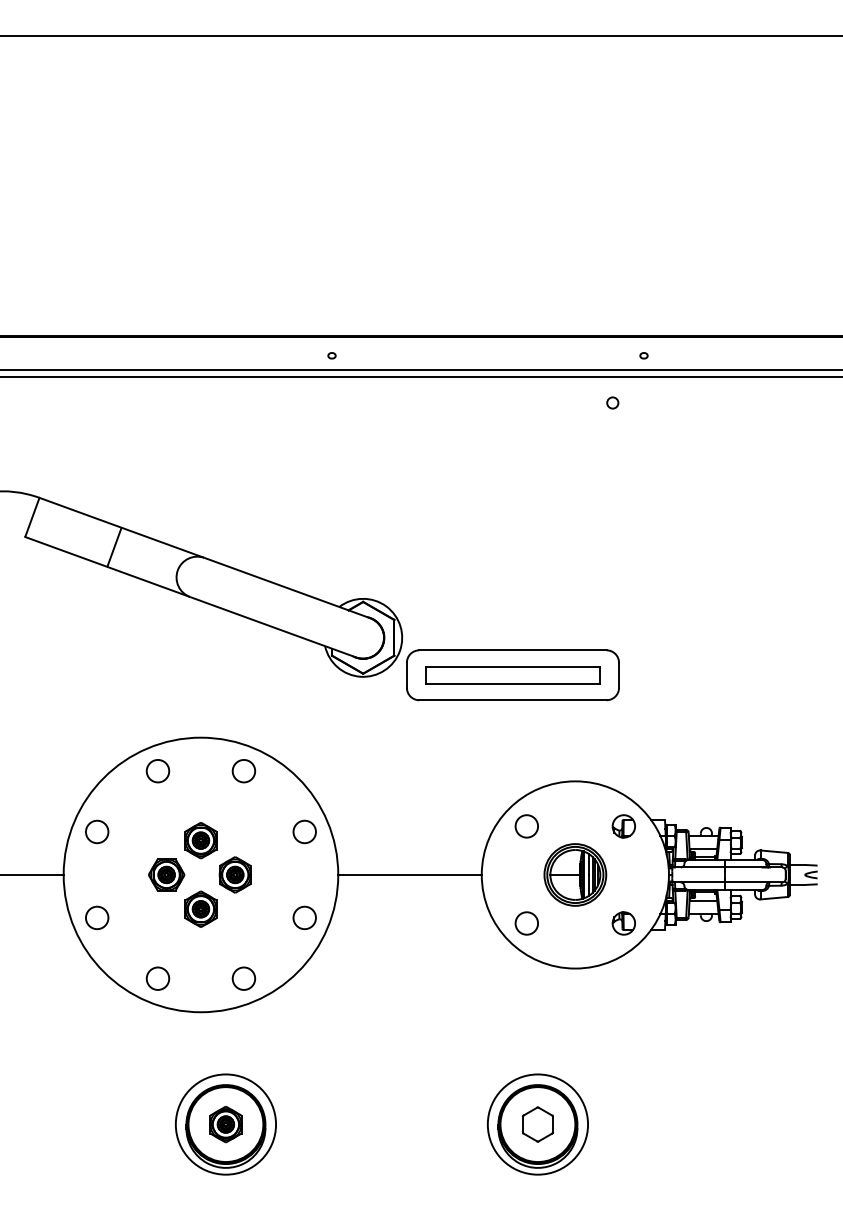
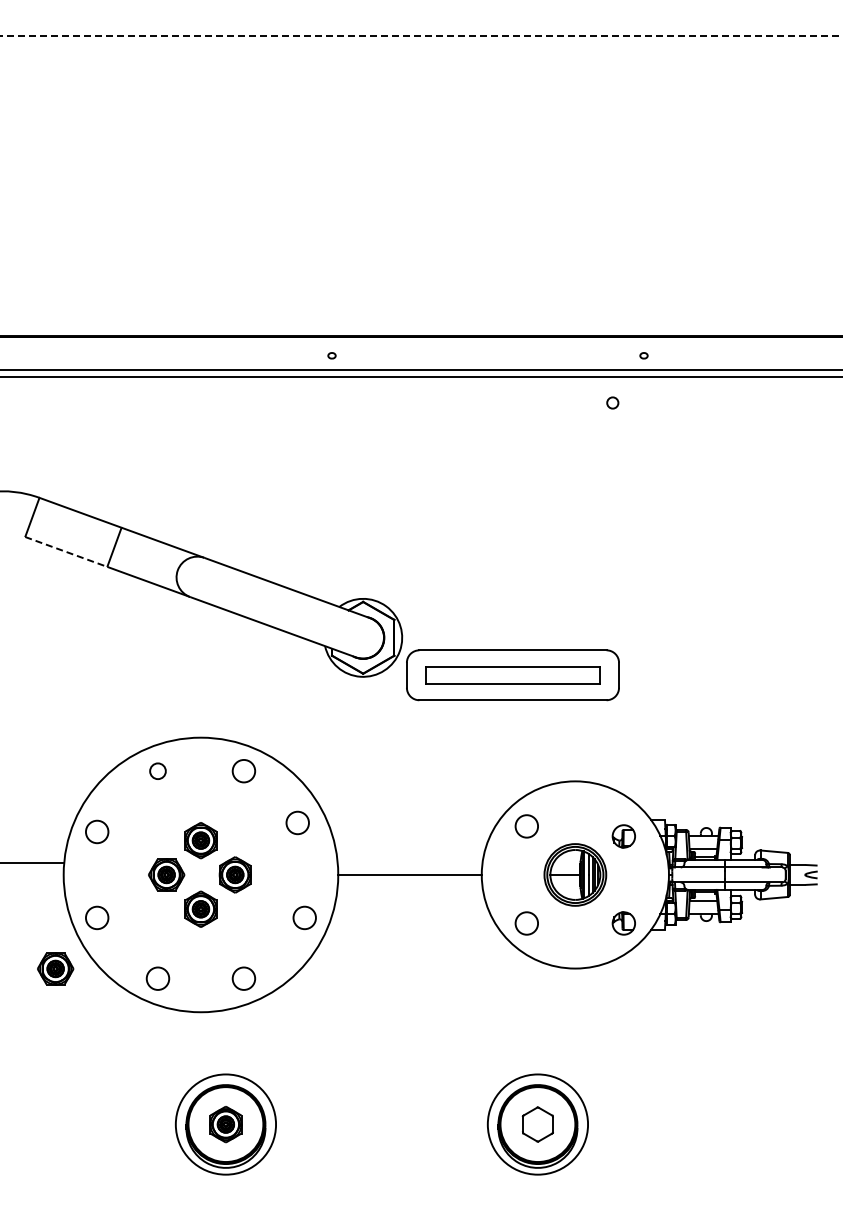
line: solid -> dashed (421, 36)
line: solid -> dashed (66, 551)
circle size: 26x25 px -> 18x18 px (157, 770)
part position: (623, 826) -> (623, 836) (623, 836)
circle position: (304, 831) -> (297, 822) (297, 822)
line position: (32, 874) -> (32, 862) (32, 862)
part: none -> present (55, 968)
